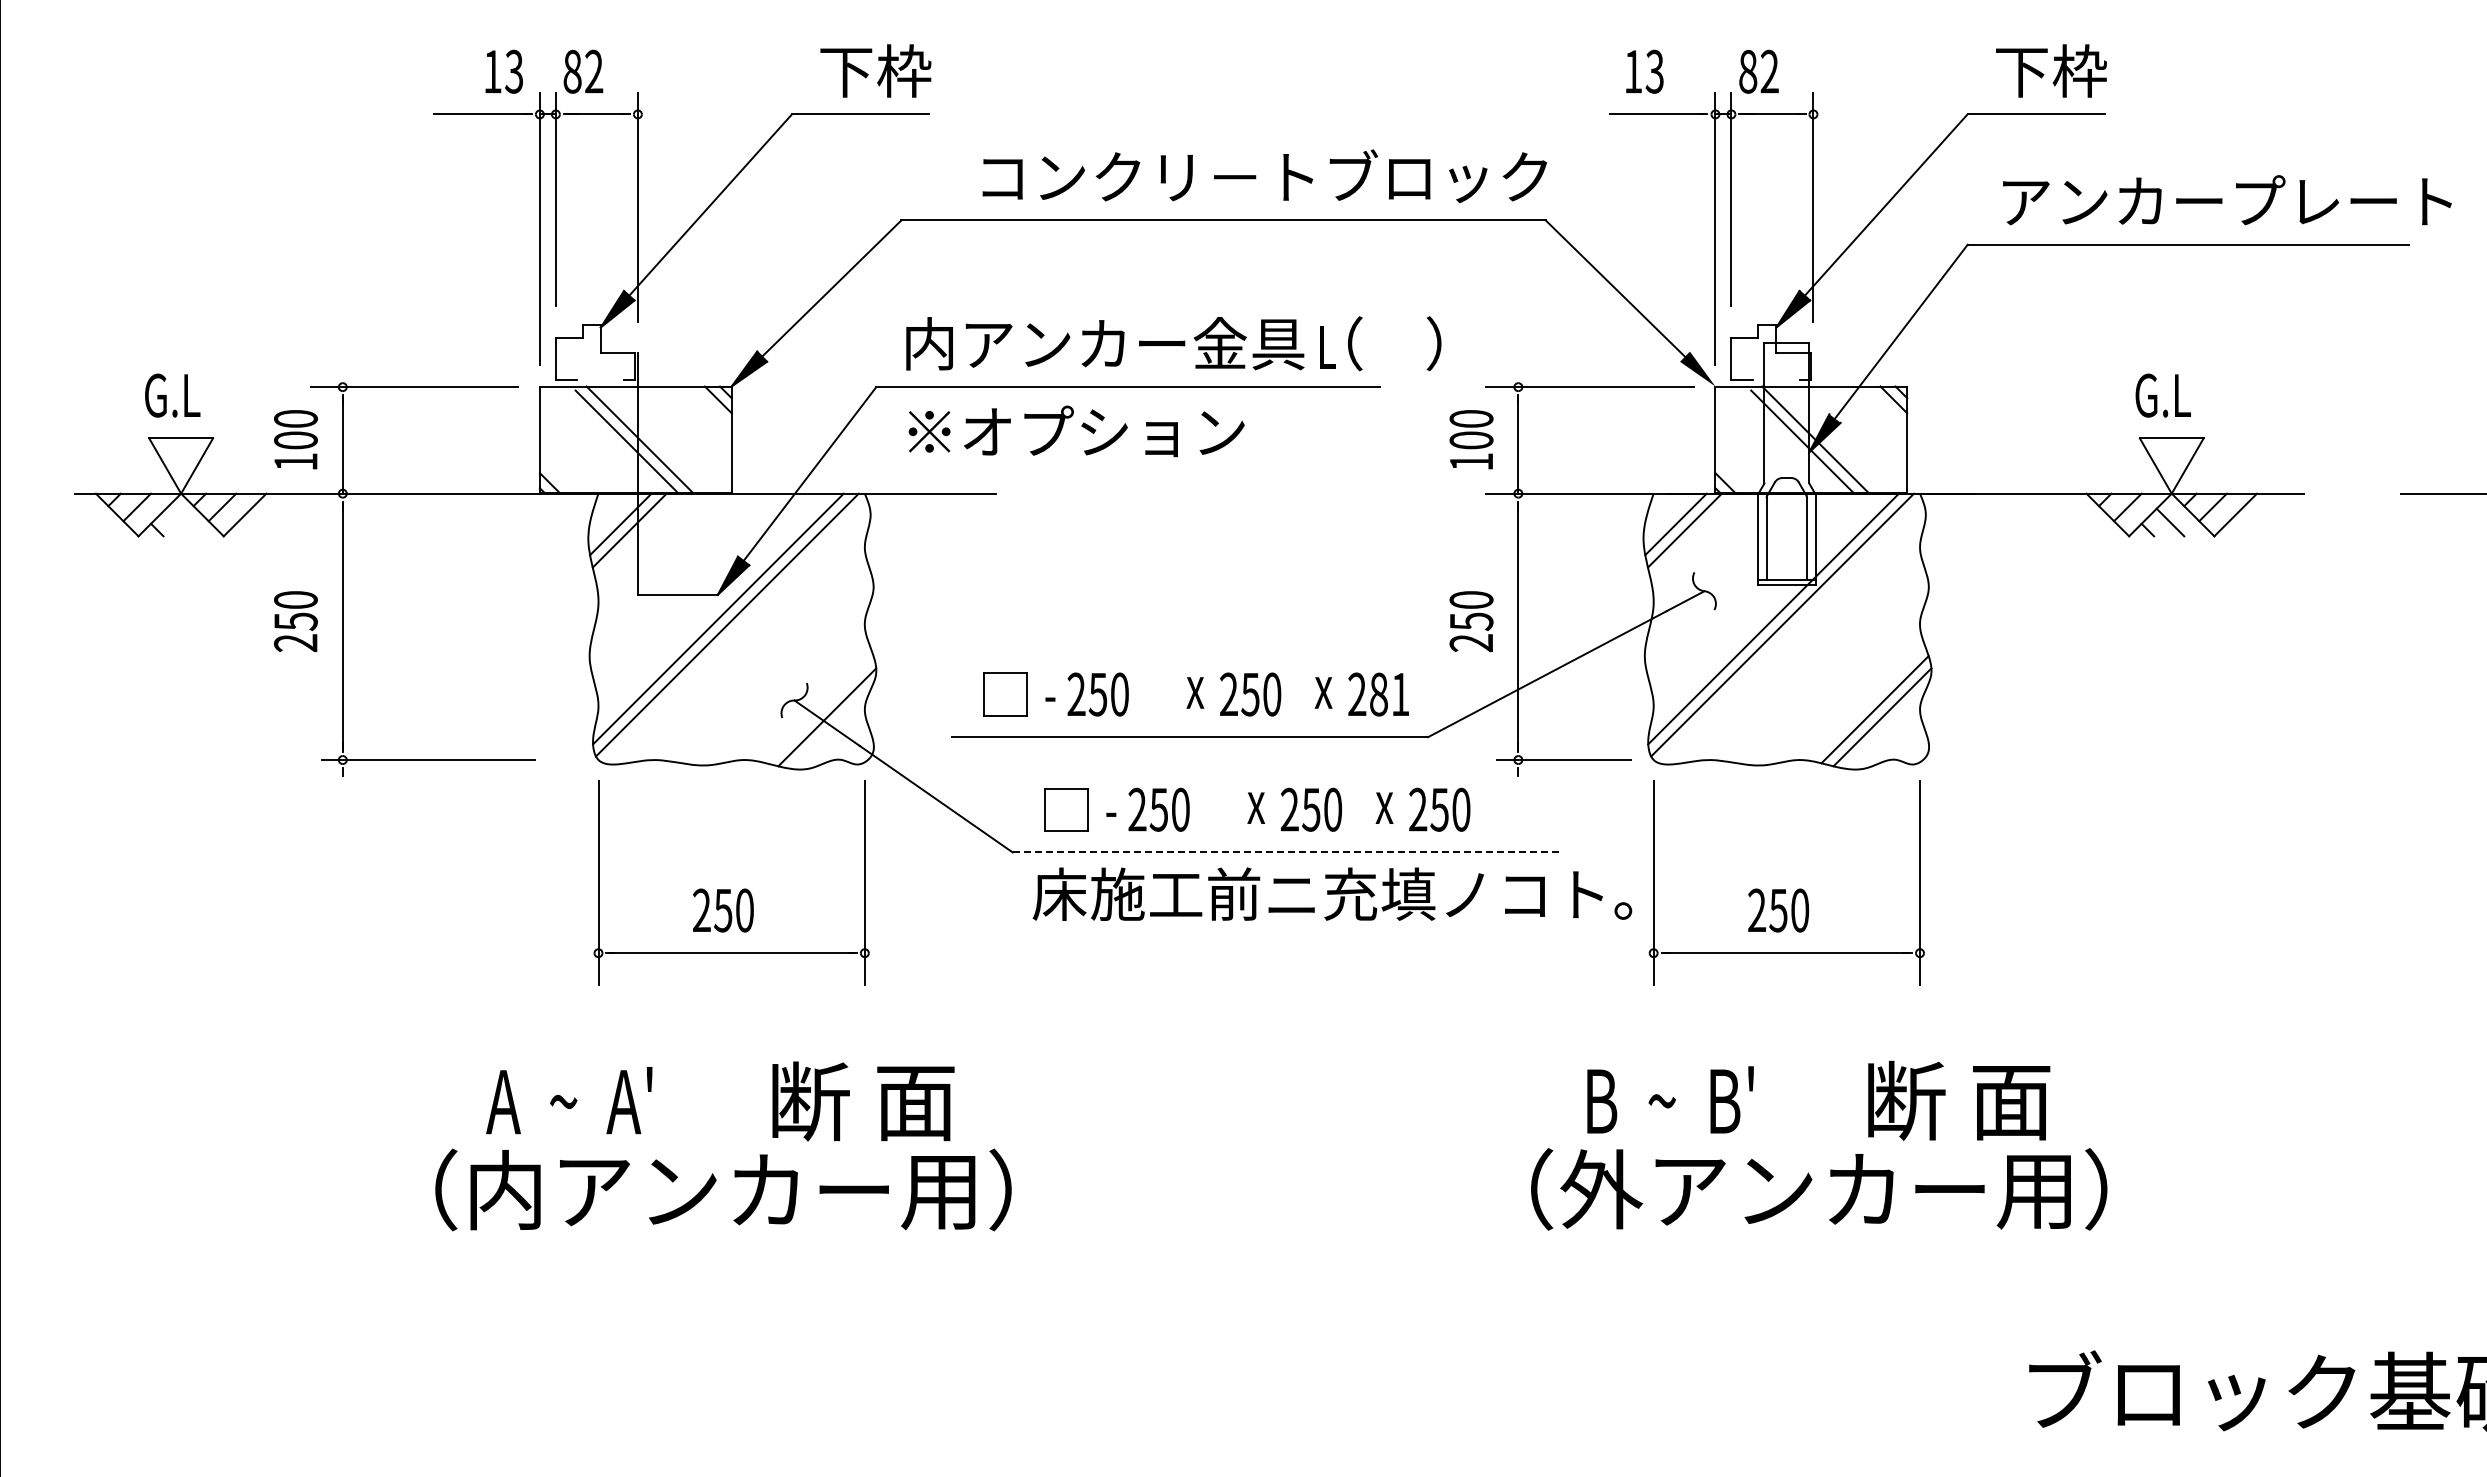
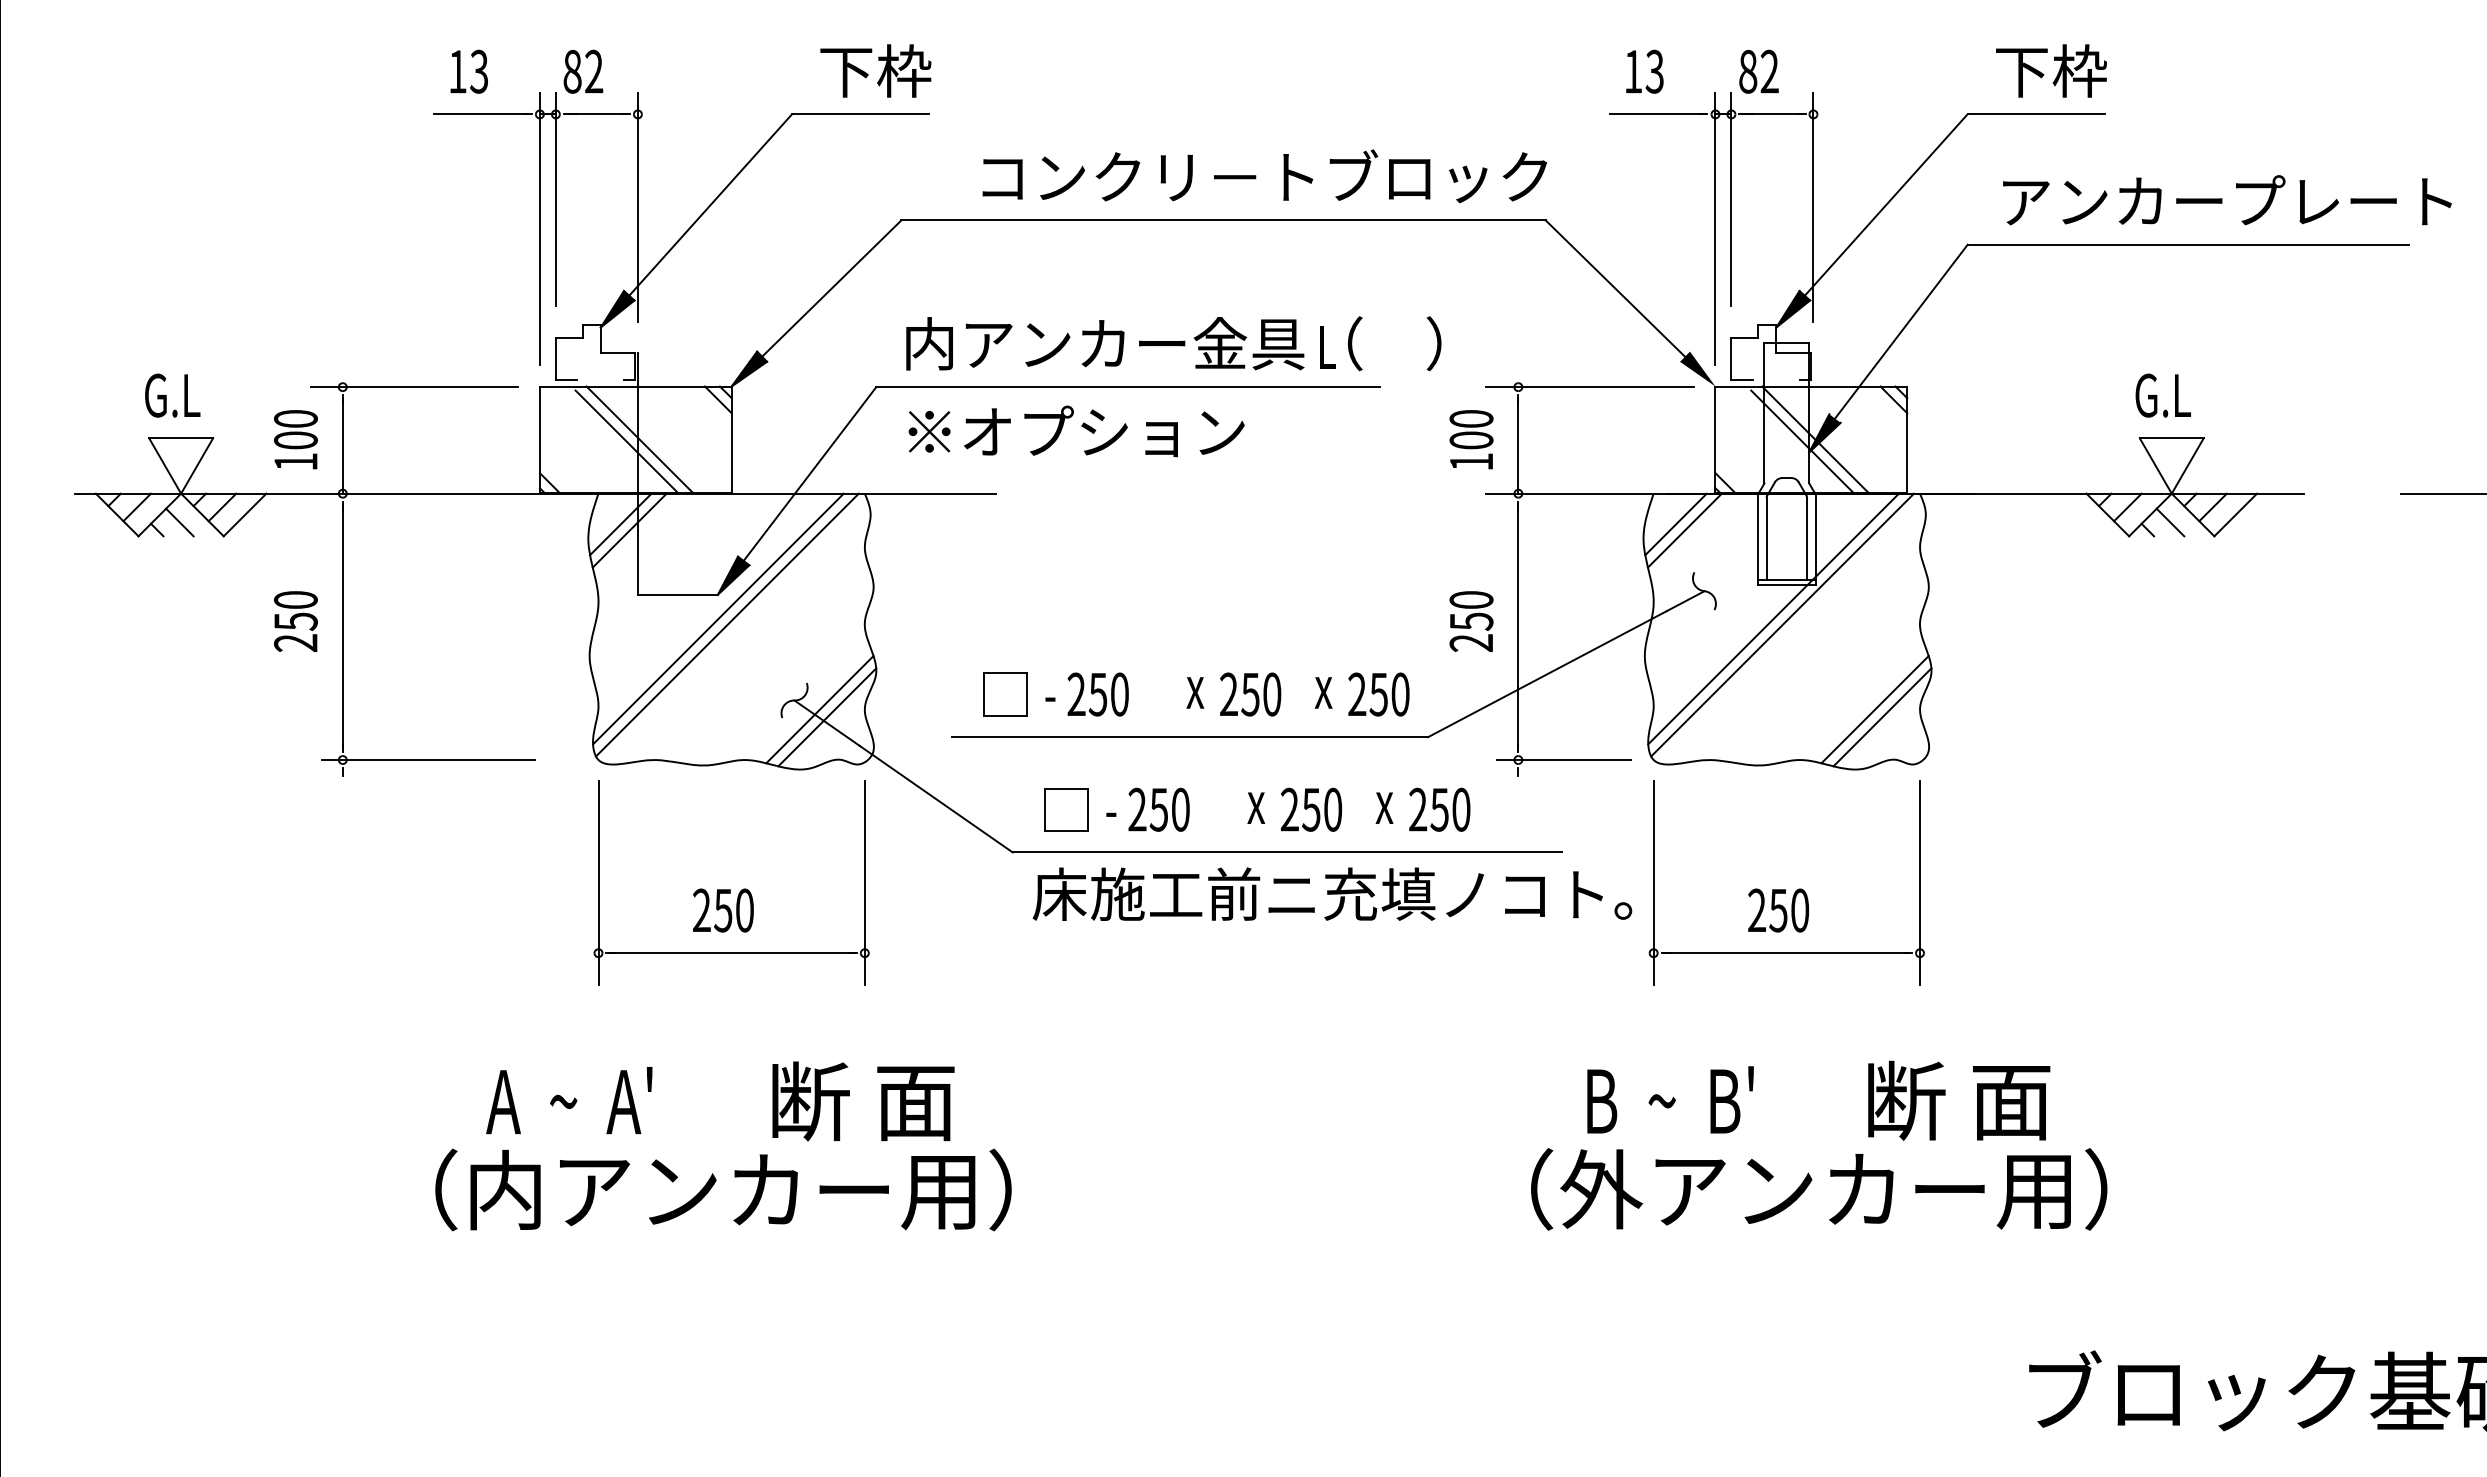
text position: (503, 71) -> (468, 71) (468, 71)
line: none -> present (179, 522)
text: 281 -> 250 (1389, 694)
line: none -> present (819, 709)
line: dashed -> solid (1287, 852)
